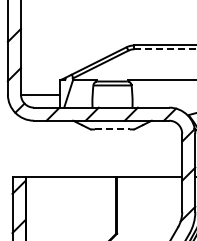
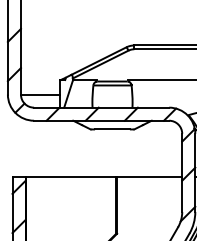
line: dashed -> solid (165, 49)
line: dashed -> solid (113, 129)
